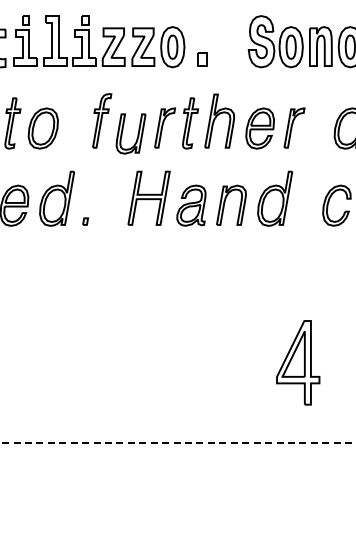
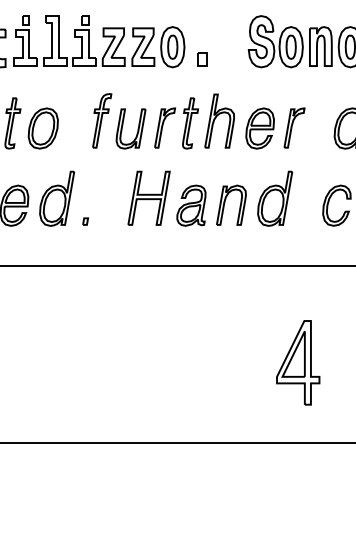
part position: (137, 133) -> (137, 128) (137, 128)
line: none -> present (177, 266)
line: dashed -> solid (178, 443)
